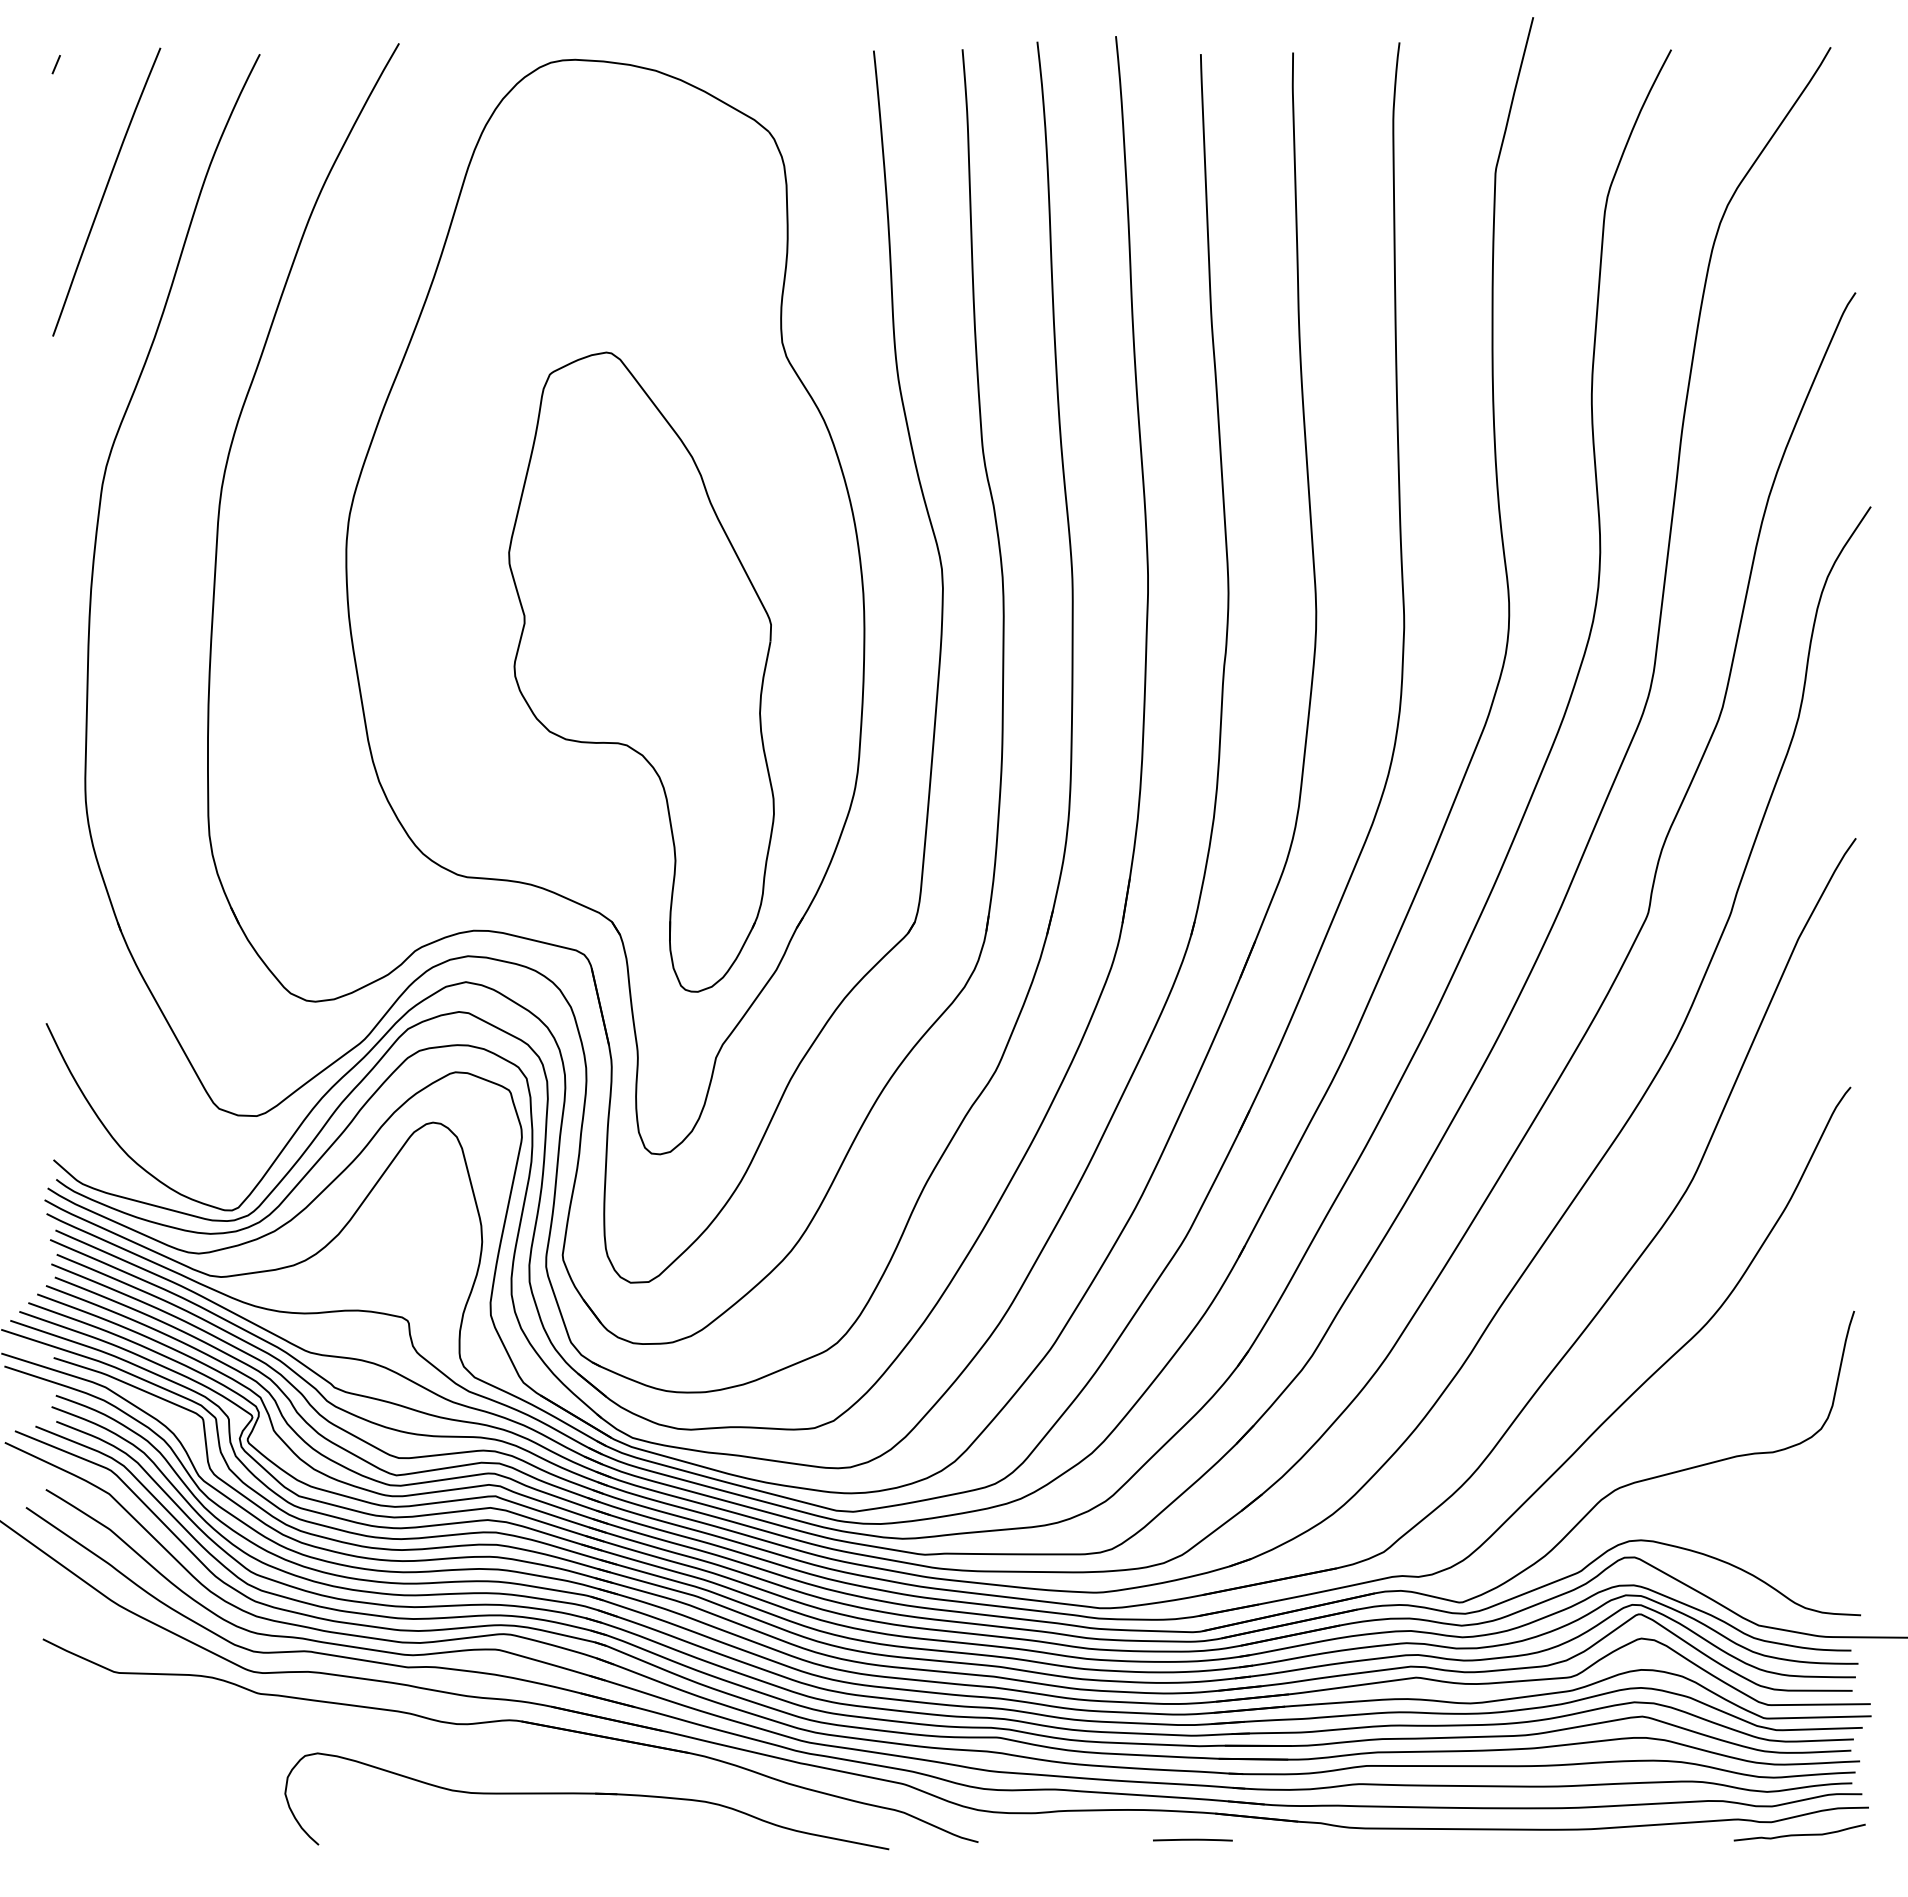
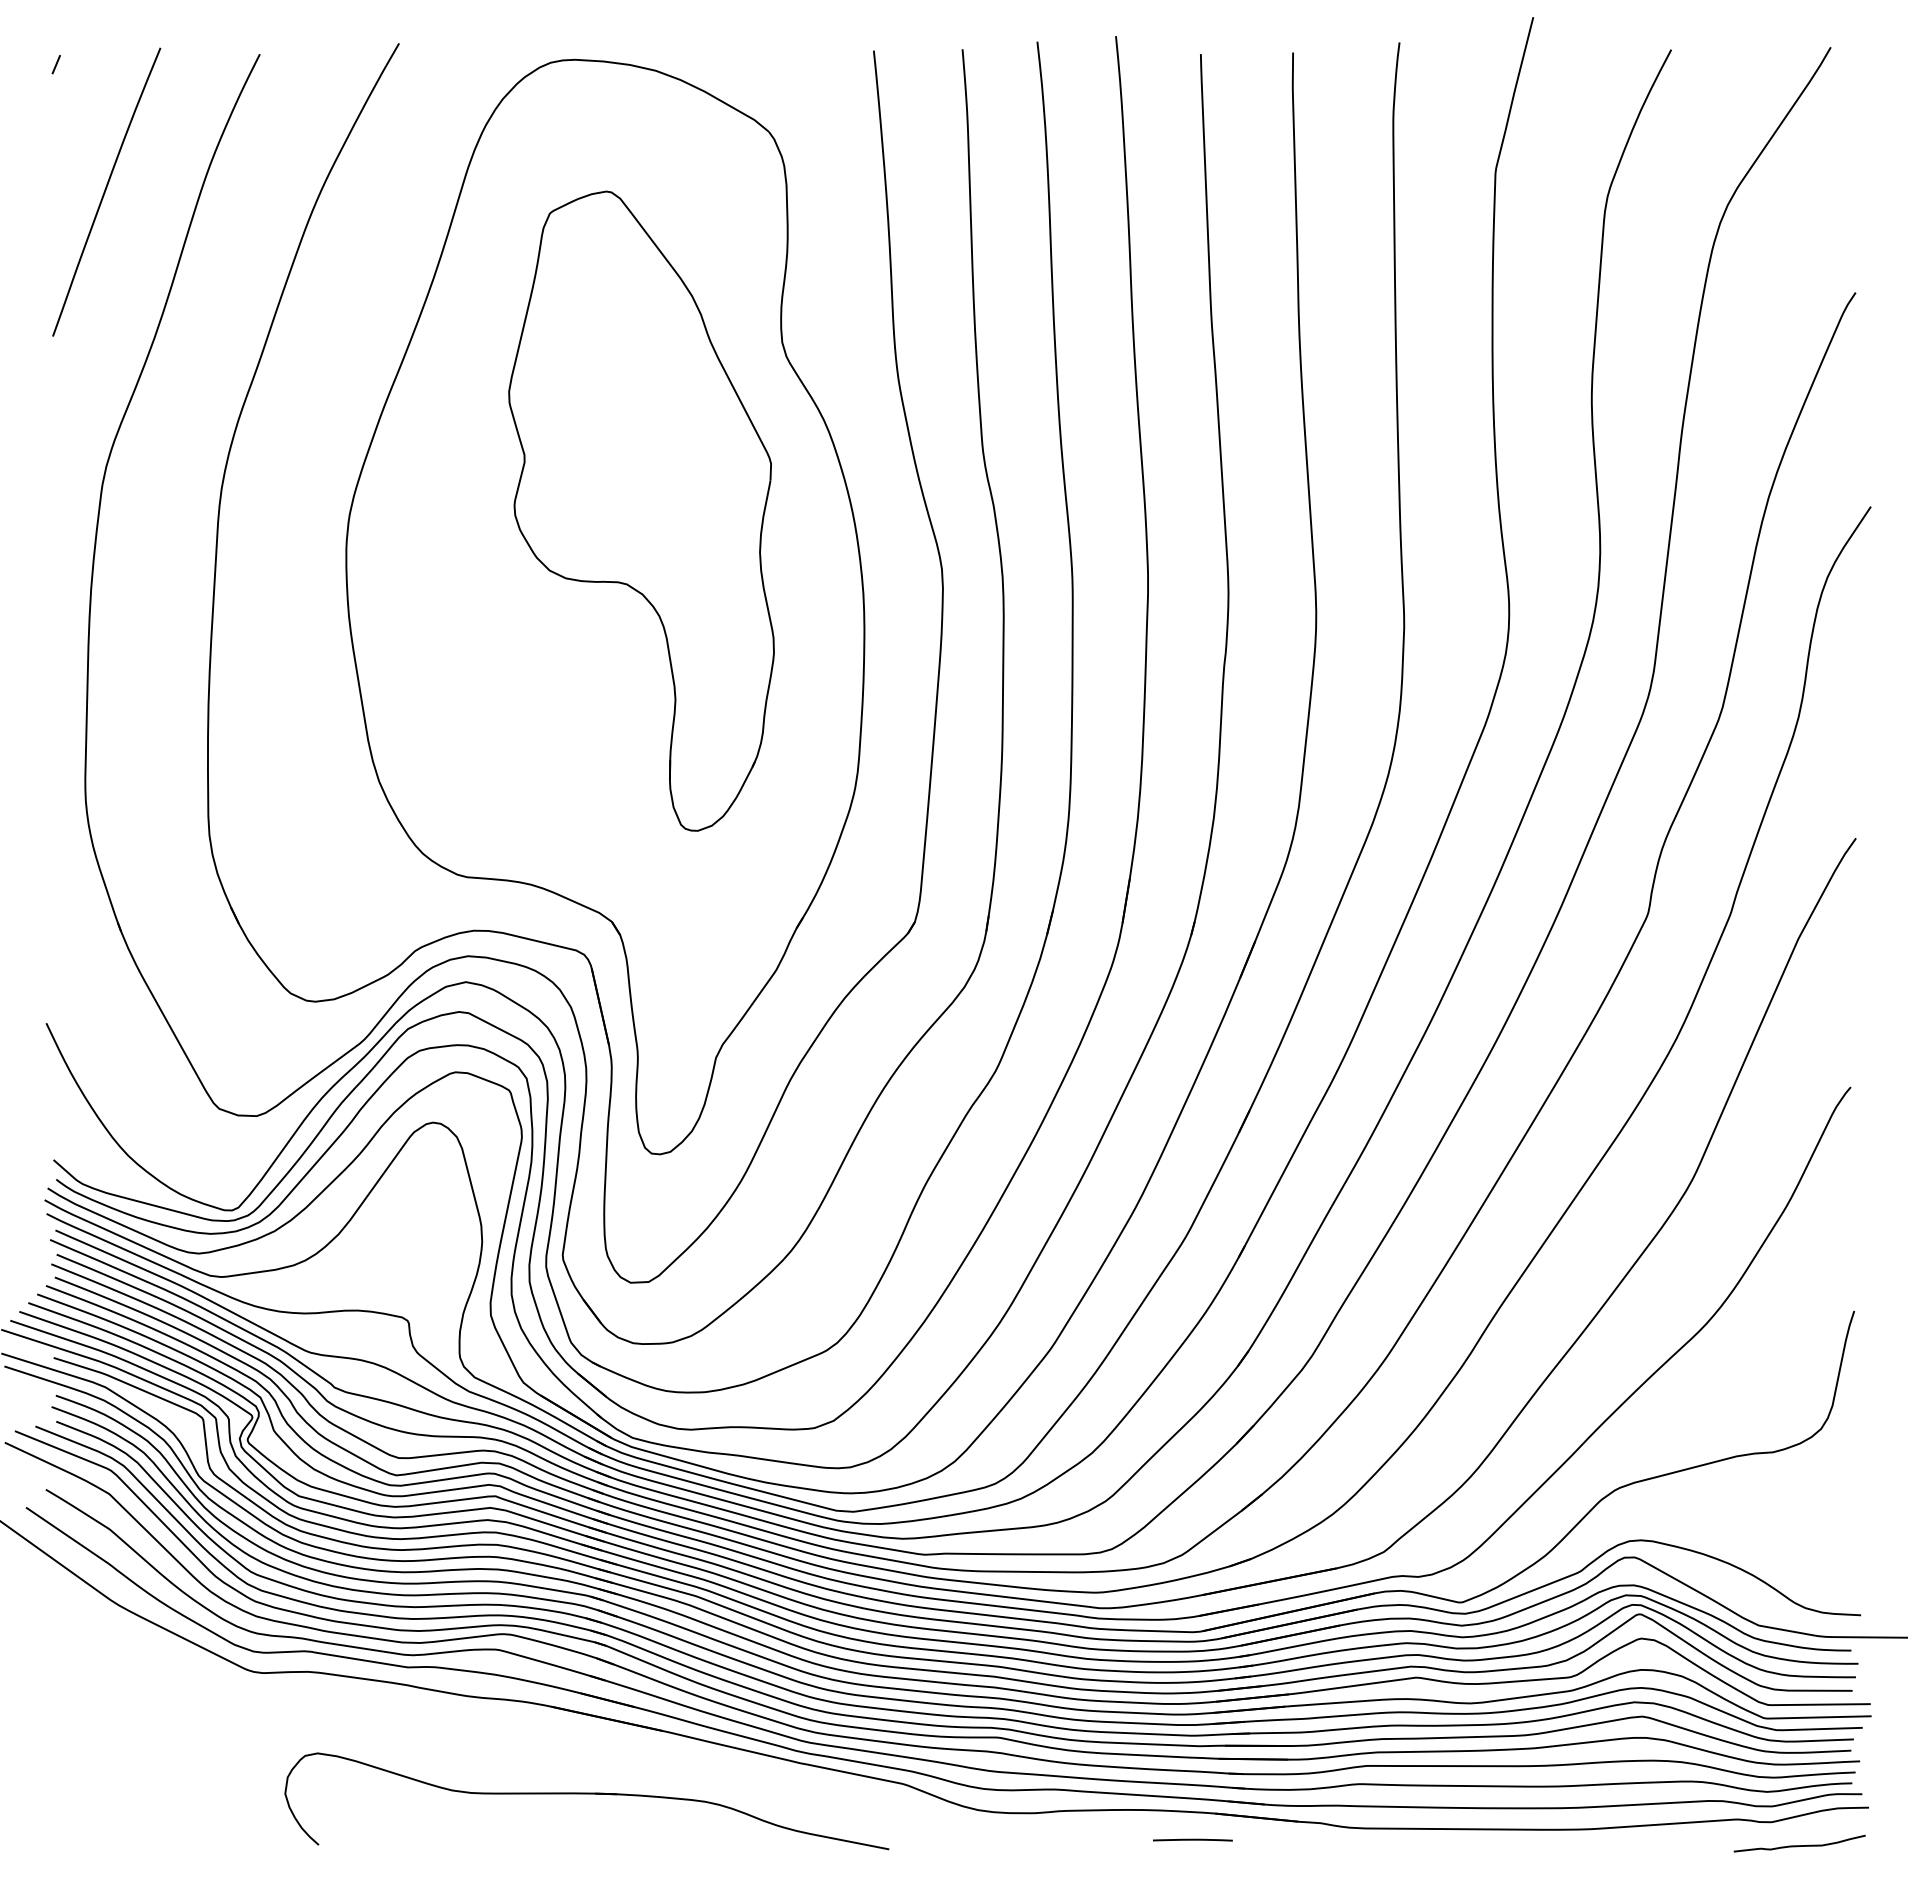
part position: (641, 671) -> (641, 510) (641, 510)
part: present -> none (510, 1721)
curve position: (1799, 1834) -> (1799, 1845) (1799, 1845)
